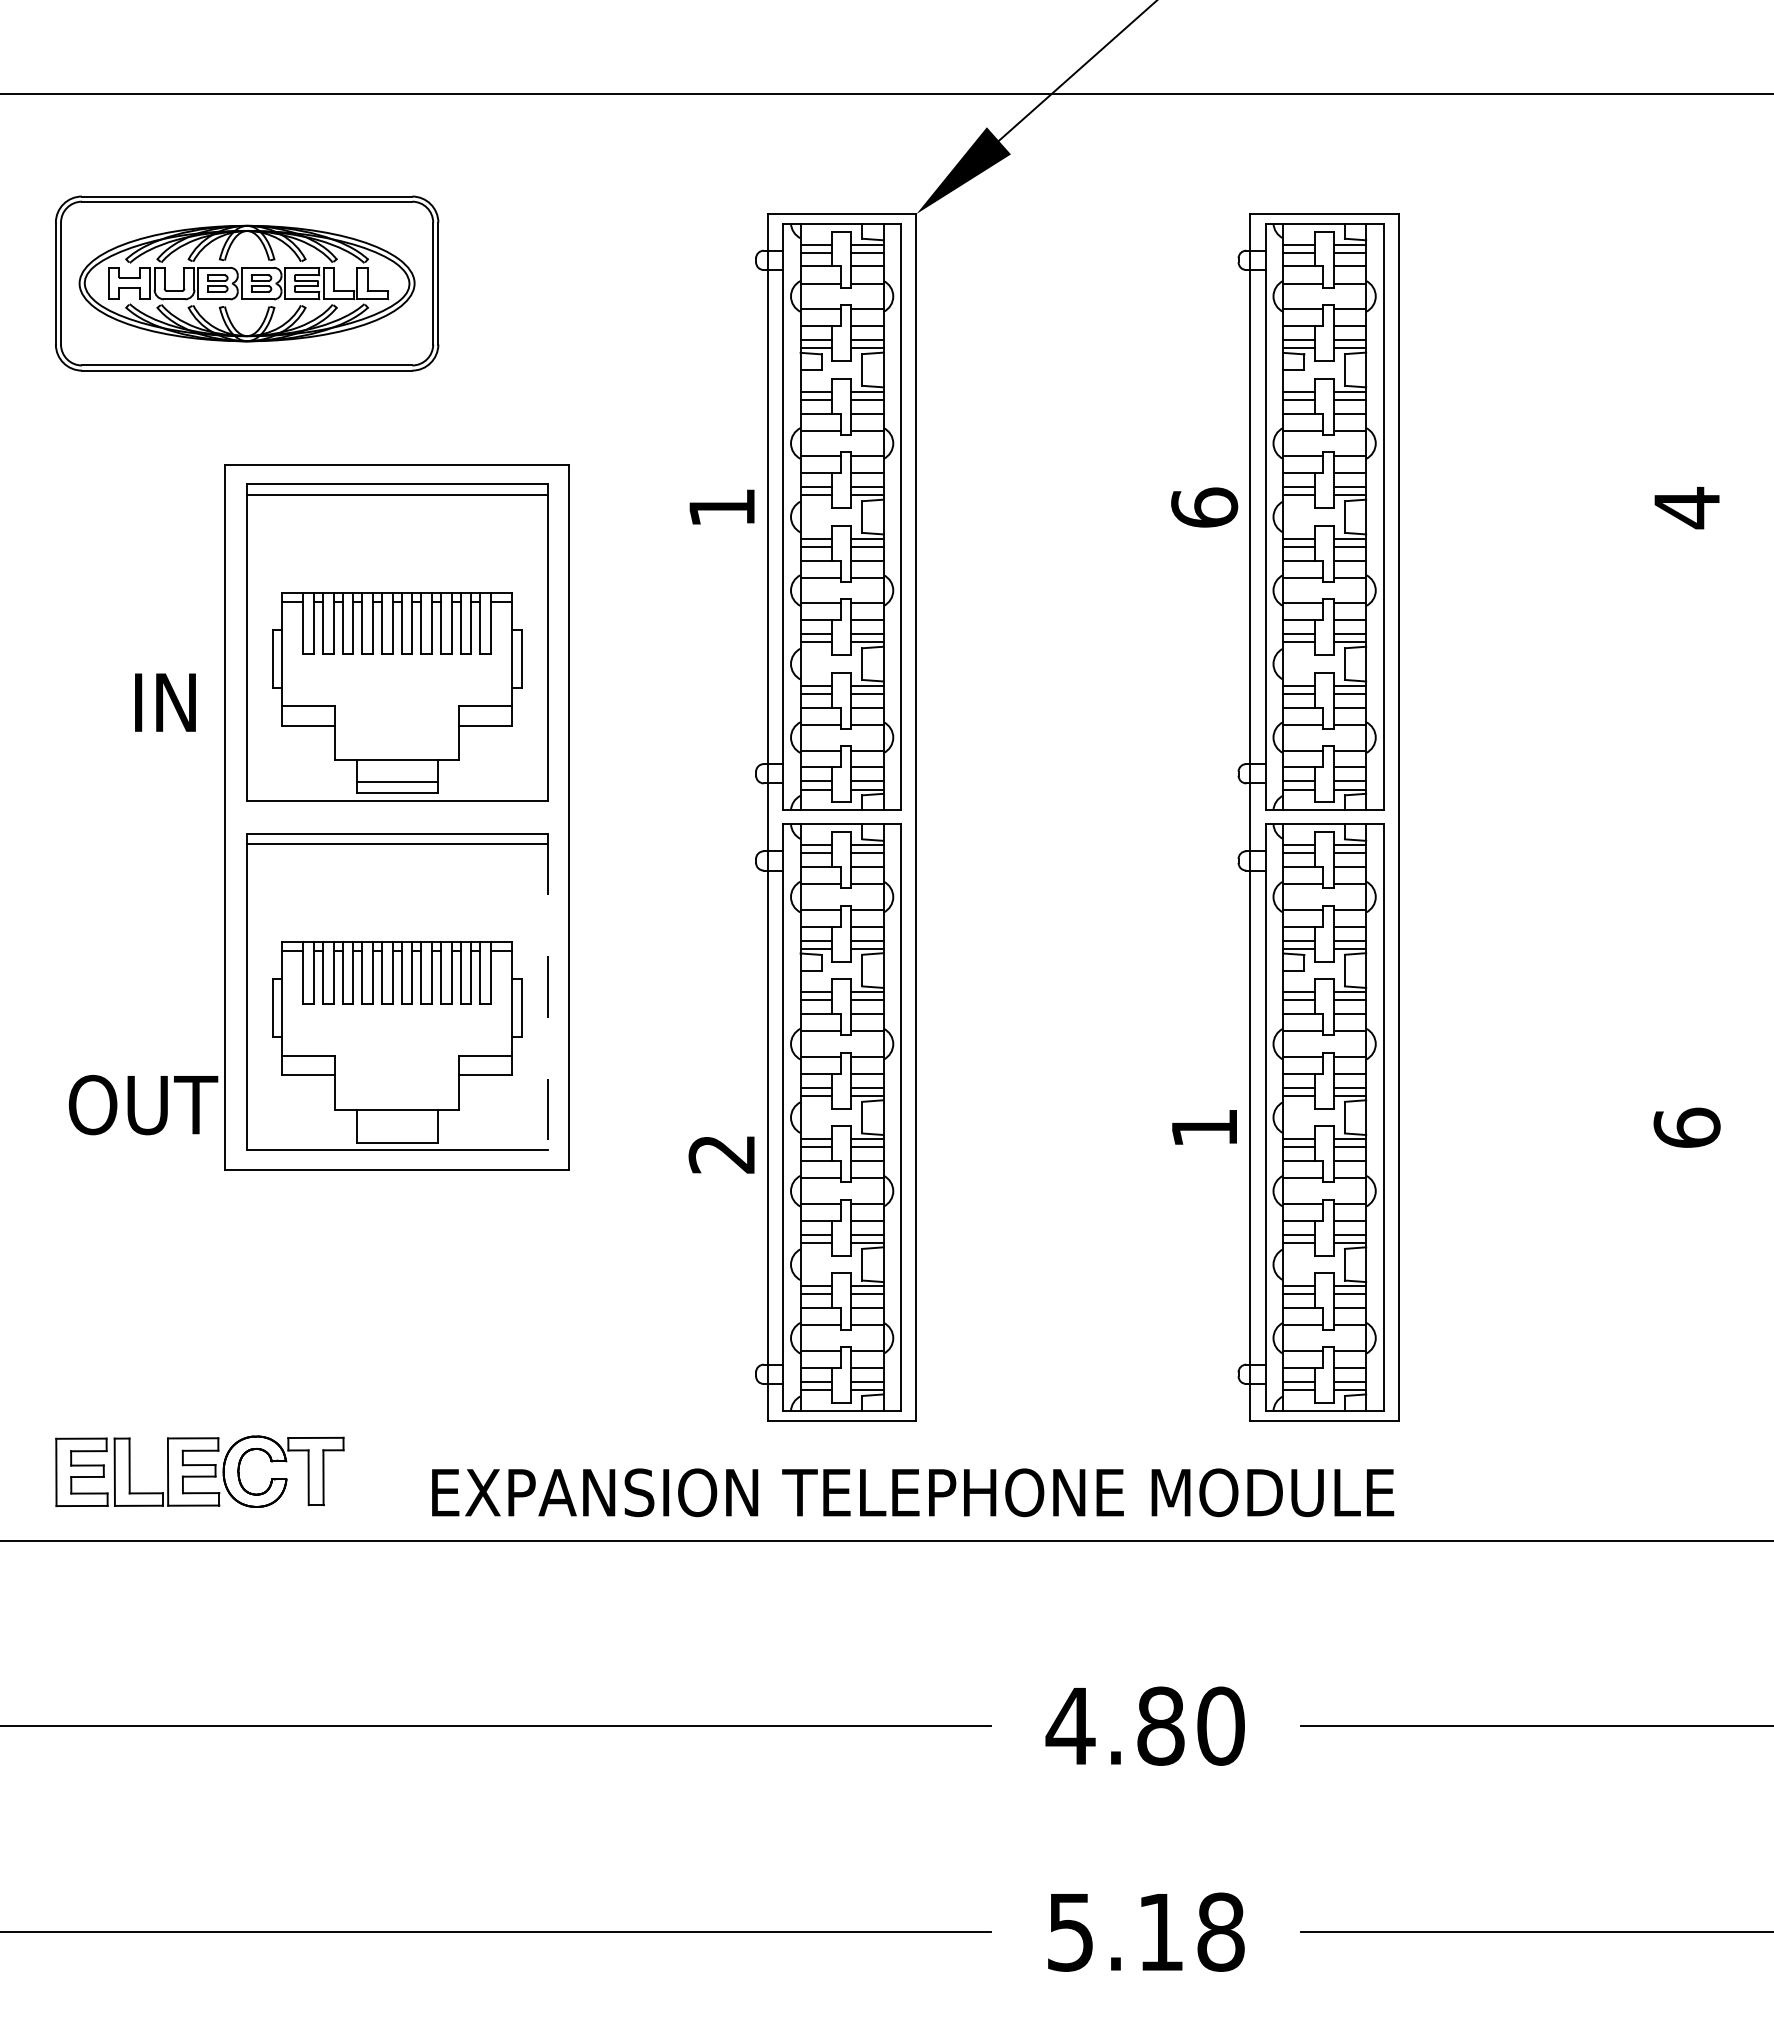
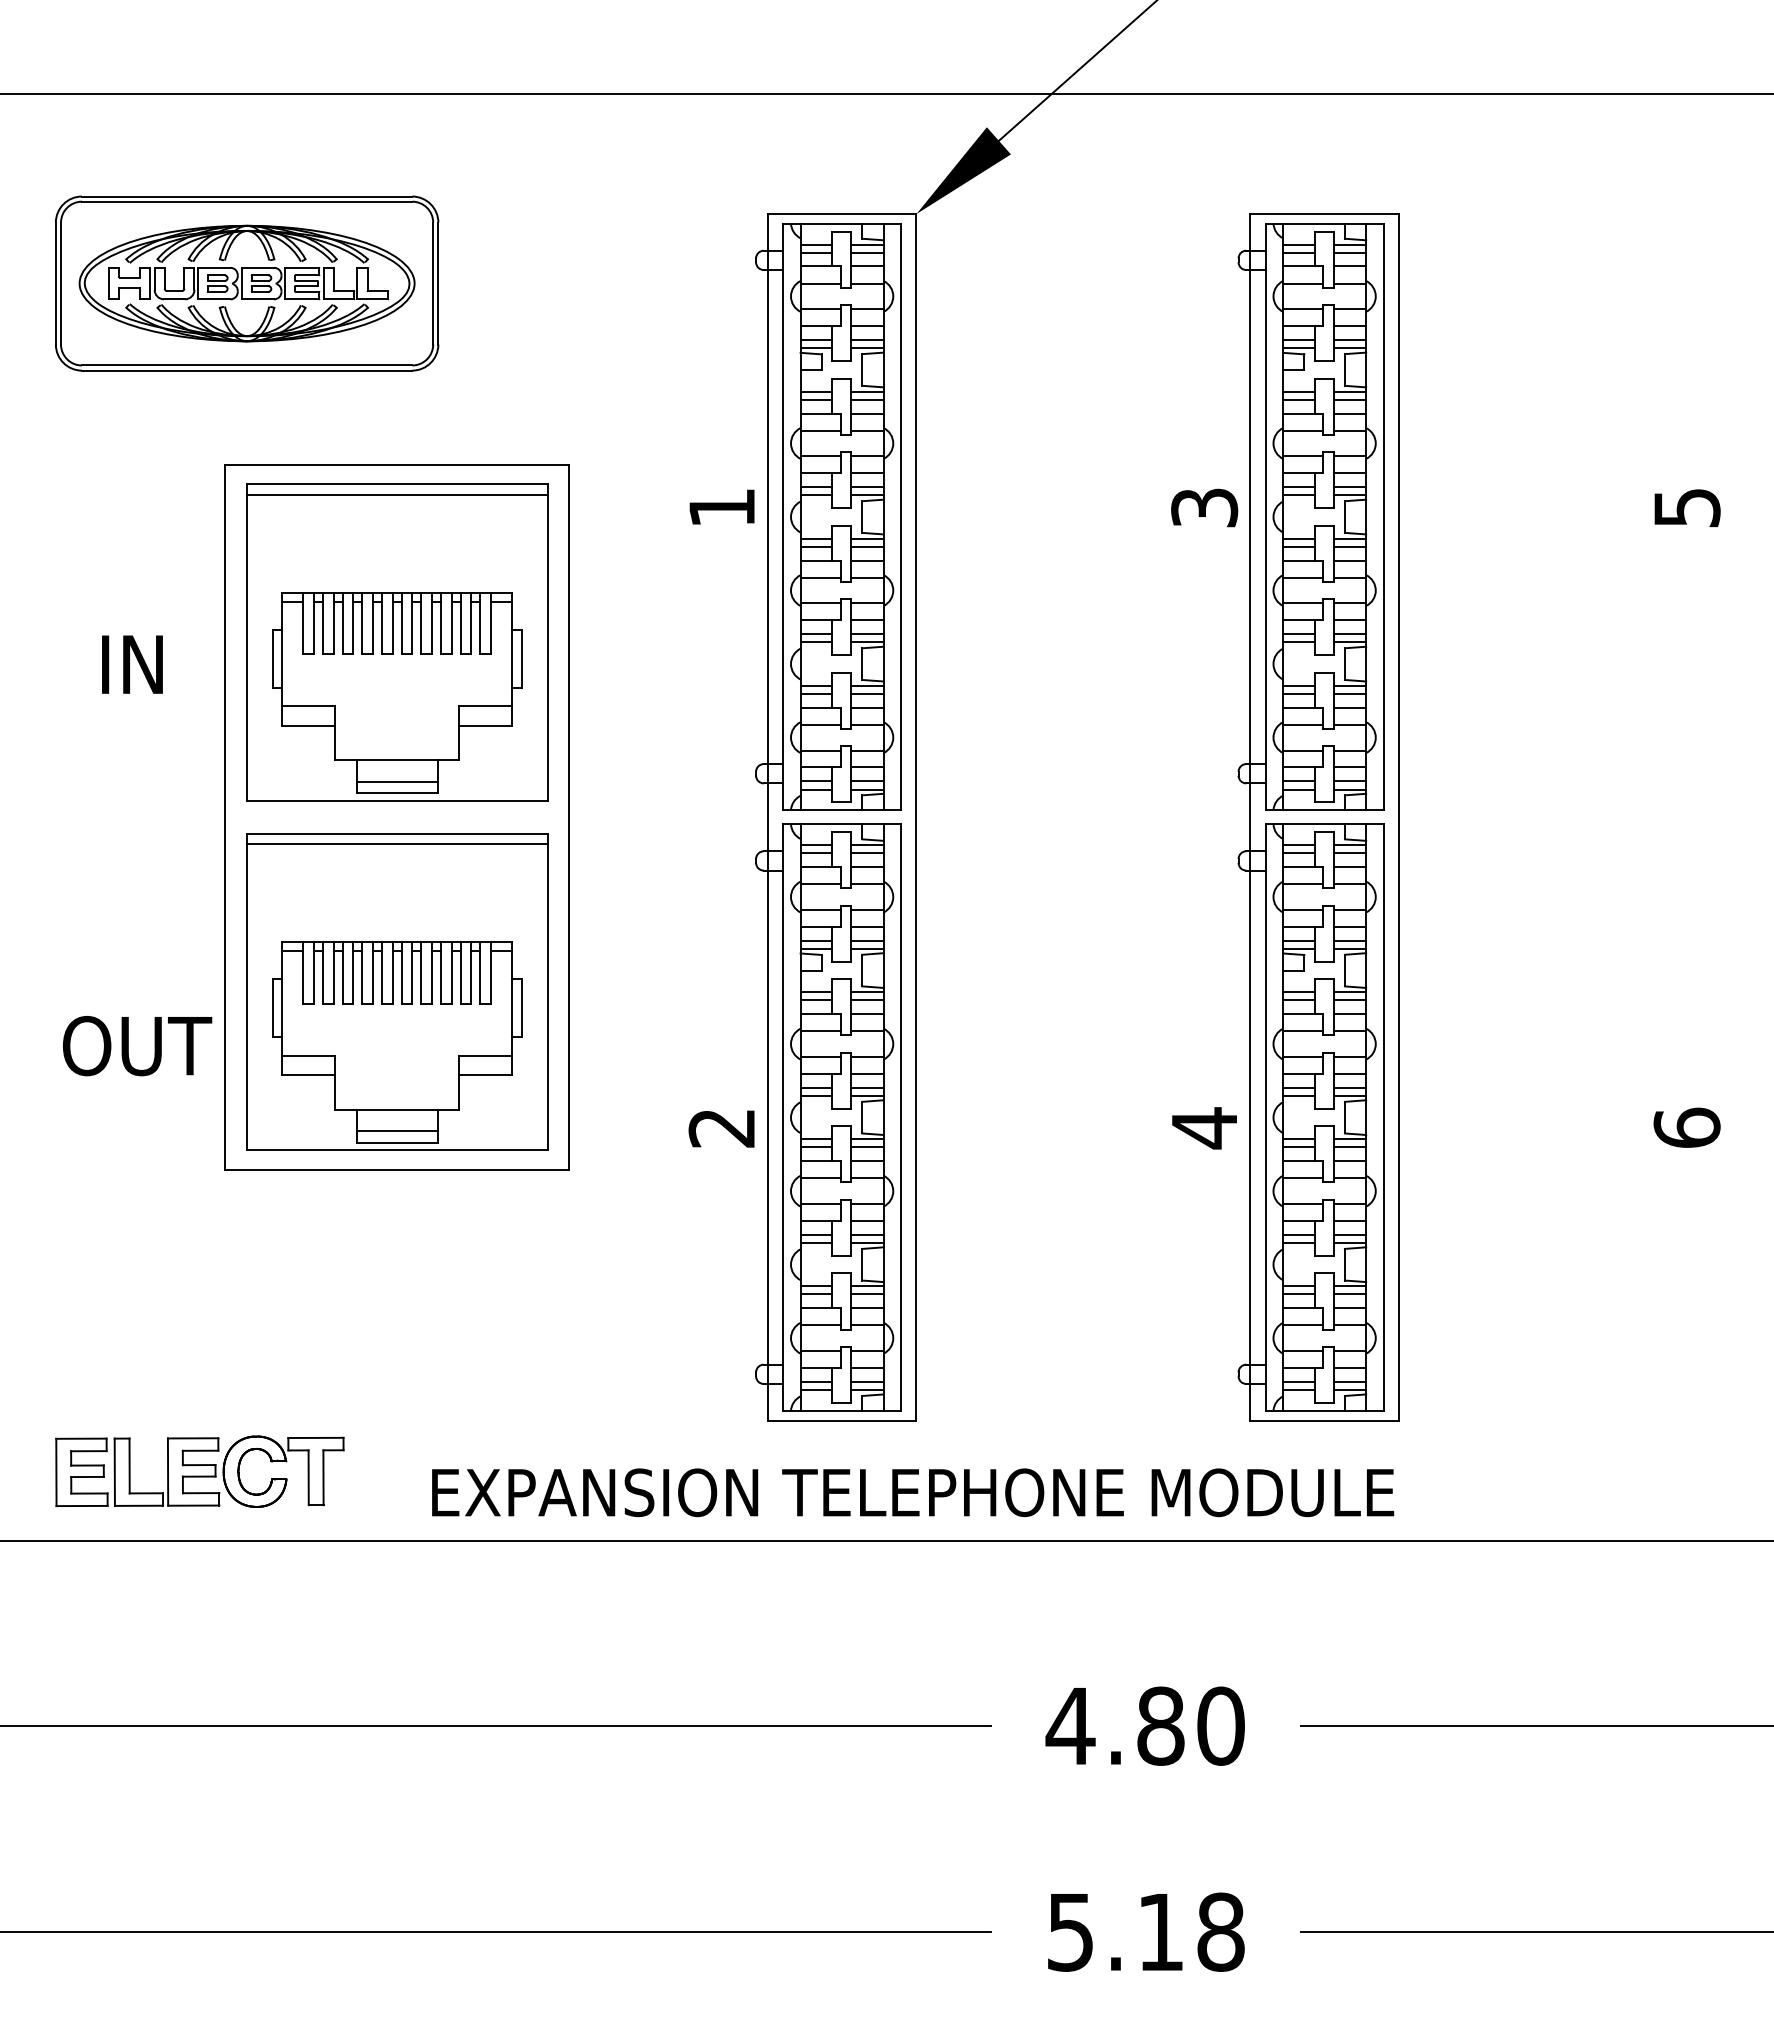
text: 6 -> 3 (1204, 507)
text: 4 -> 5 (1687, 507)
text position: (165, 702) -> (132, 664) (132, 664)
line: dashed -> solid (547, 992)
text position: (143, 1105) -> (137, 1046) (137, 1046)
text: 1 -> 4 (1204, 1128)
line: none -> present (396, 1130)
text position: (721, 1154) -> (721, 1128) (721, 1128)
